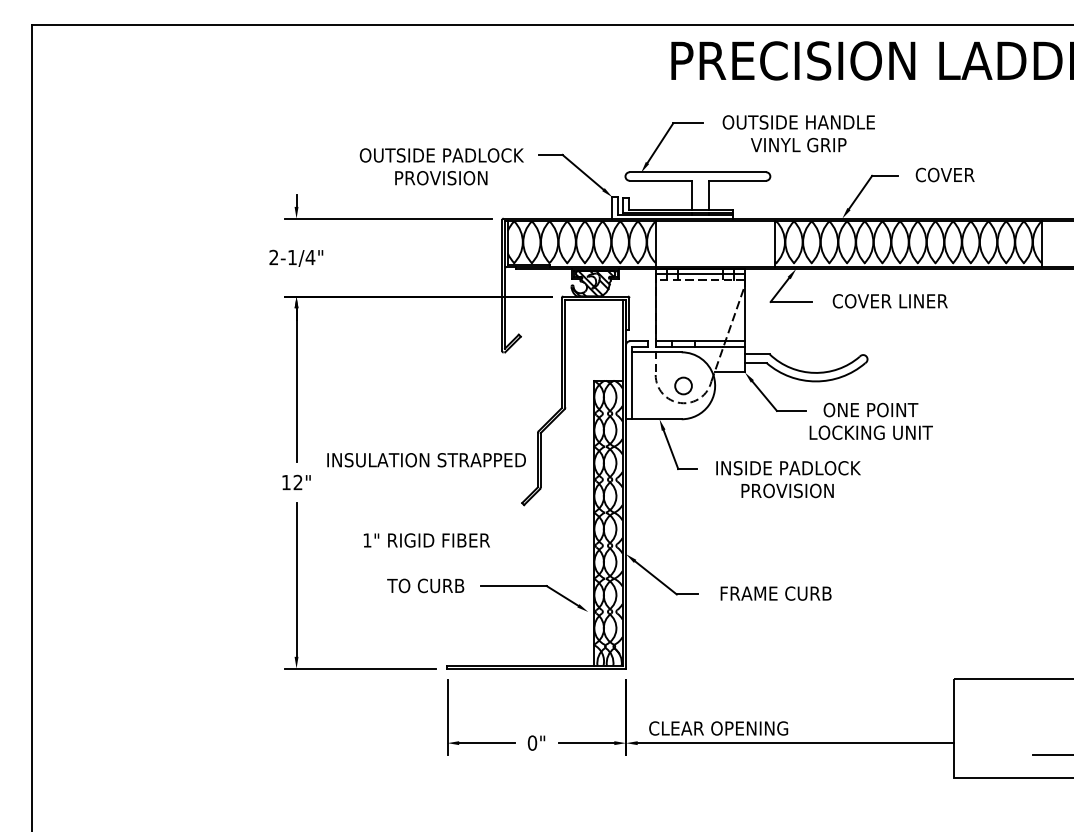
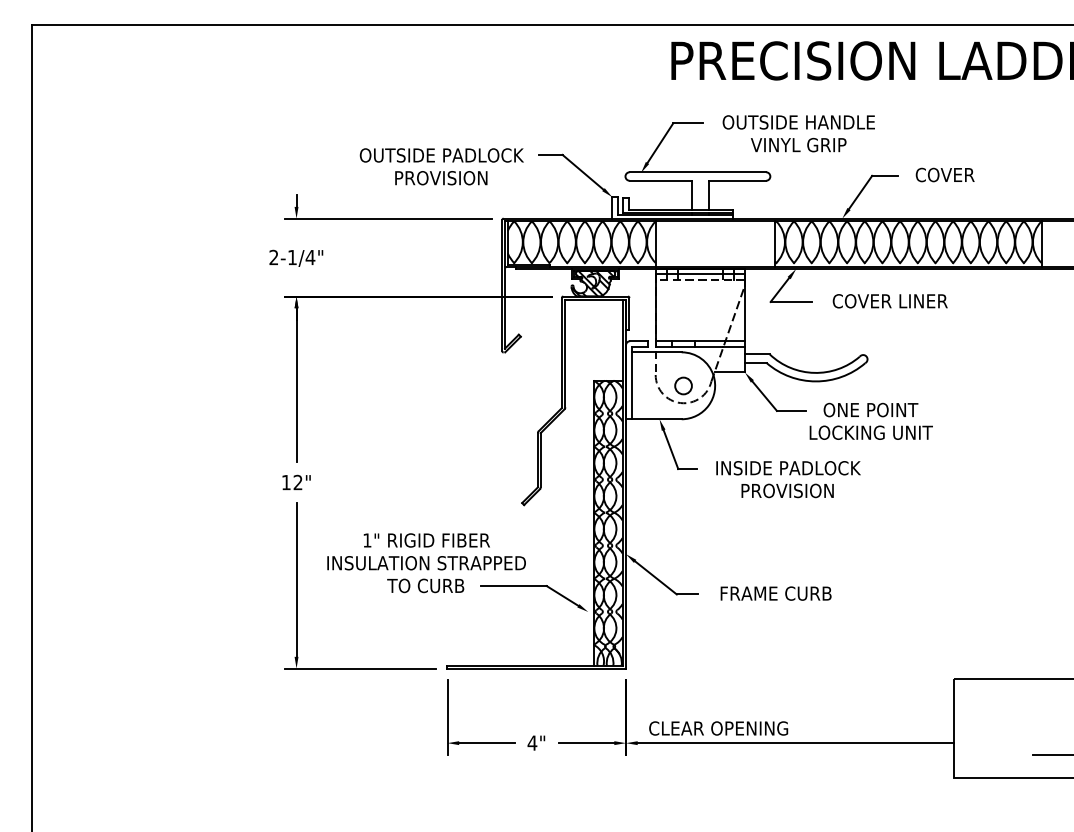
text position: (426, 460) -> (426, 563) (426, 563)
text: 0" -> 4" (532, 742)
